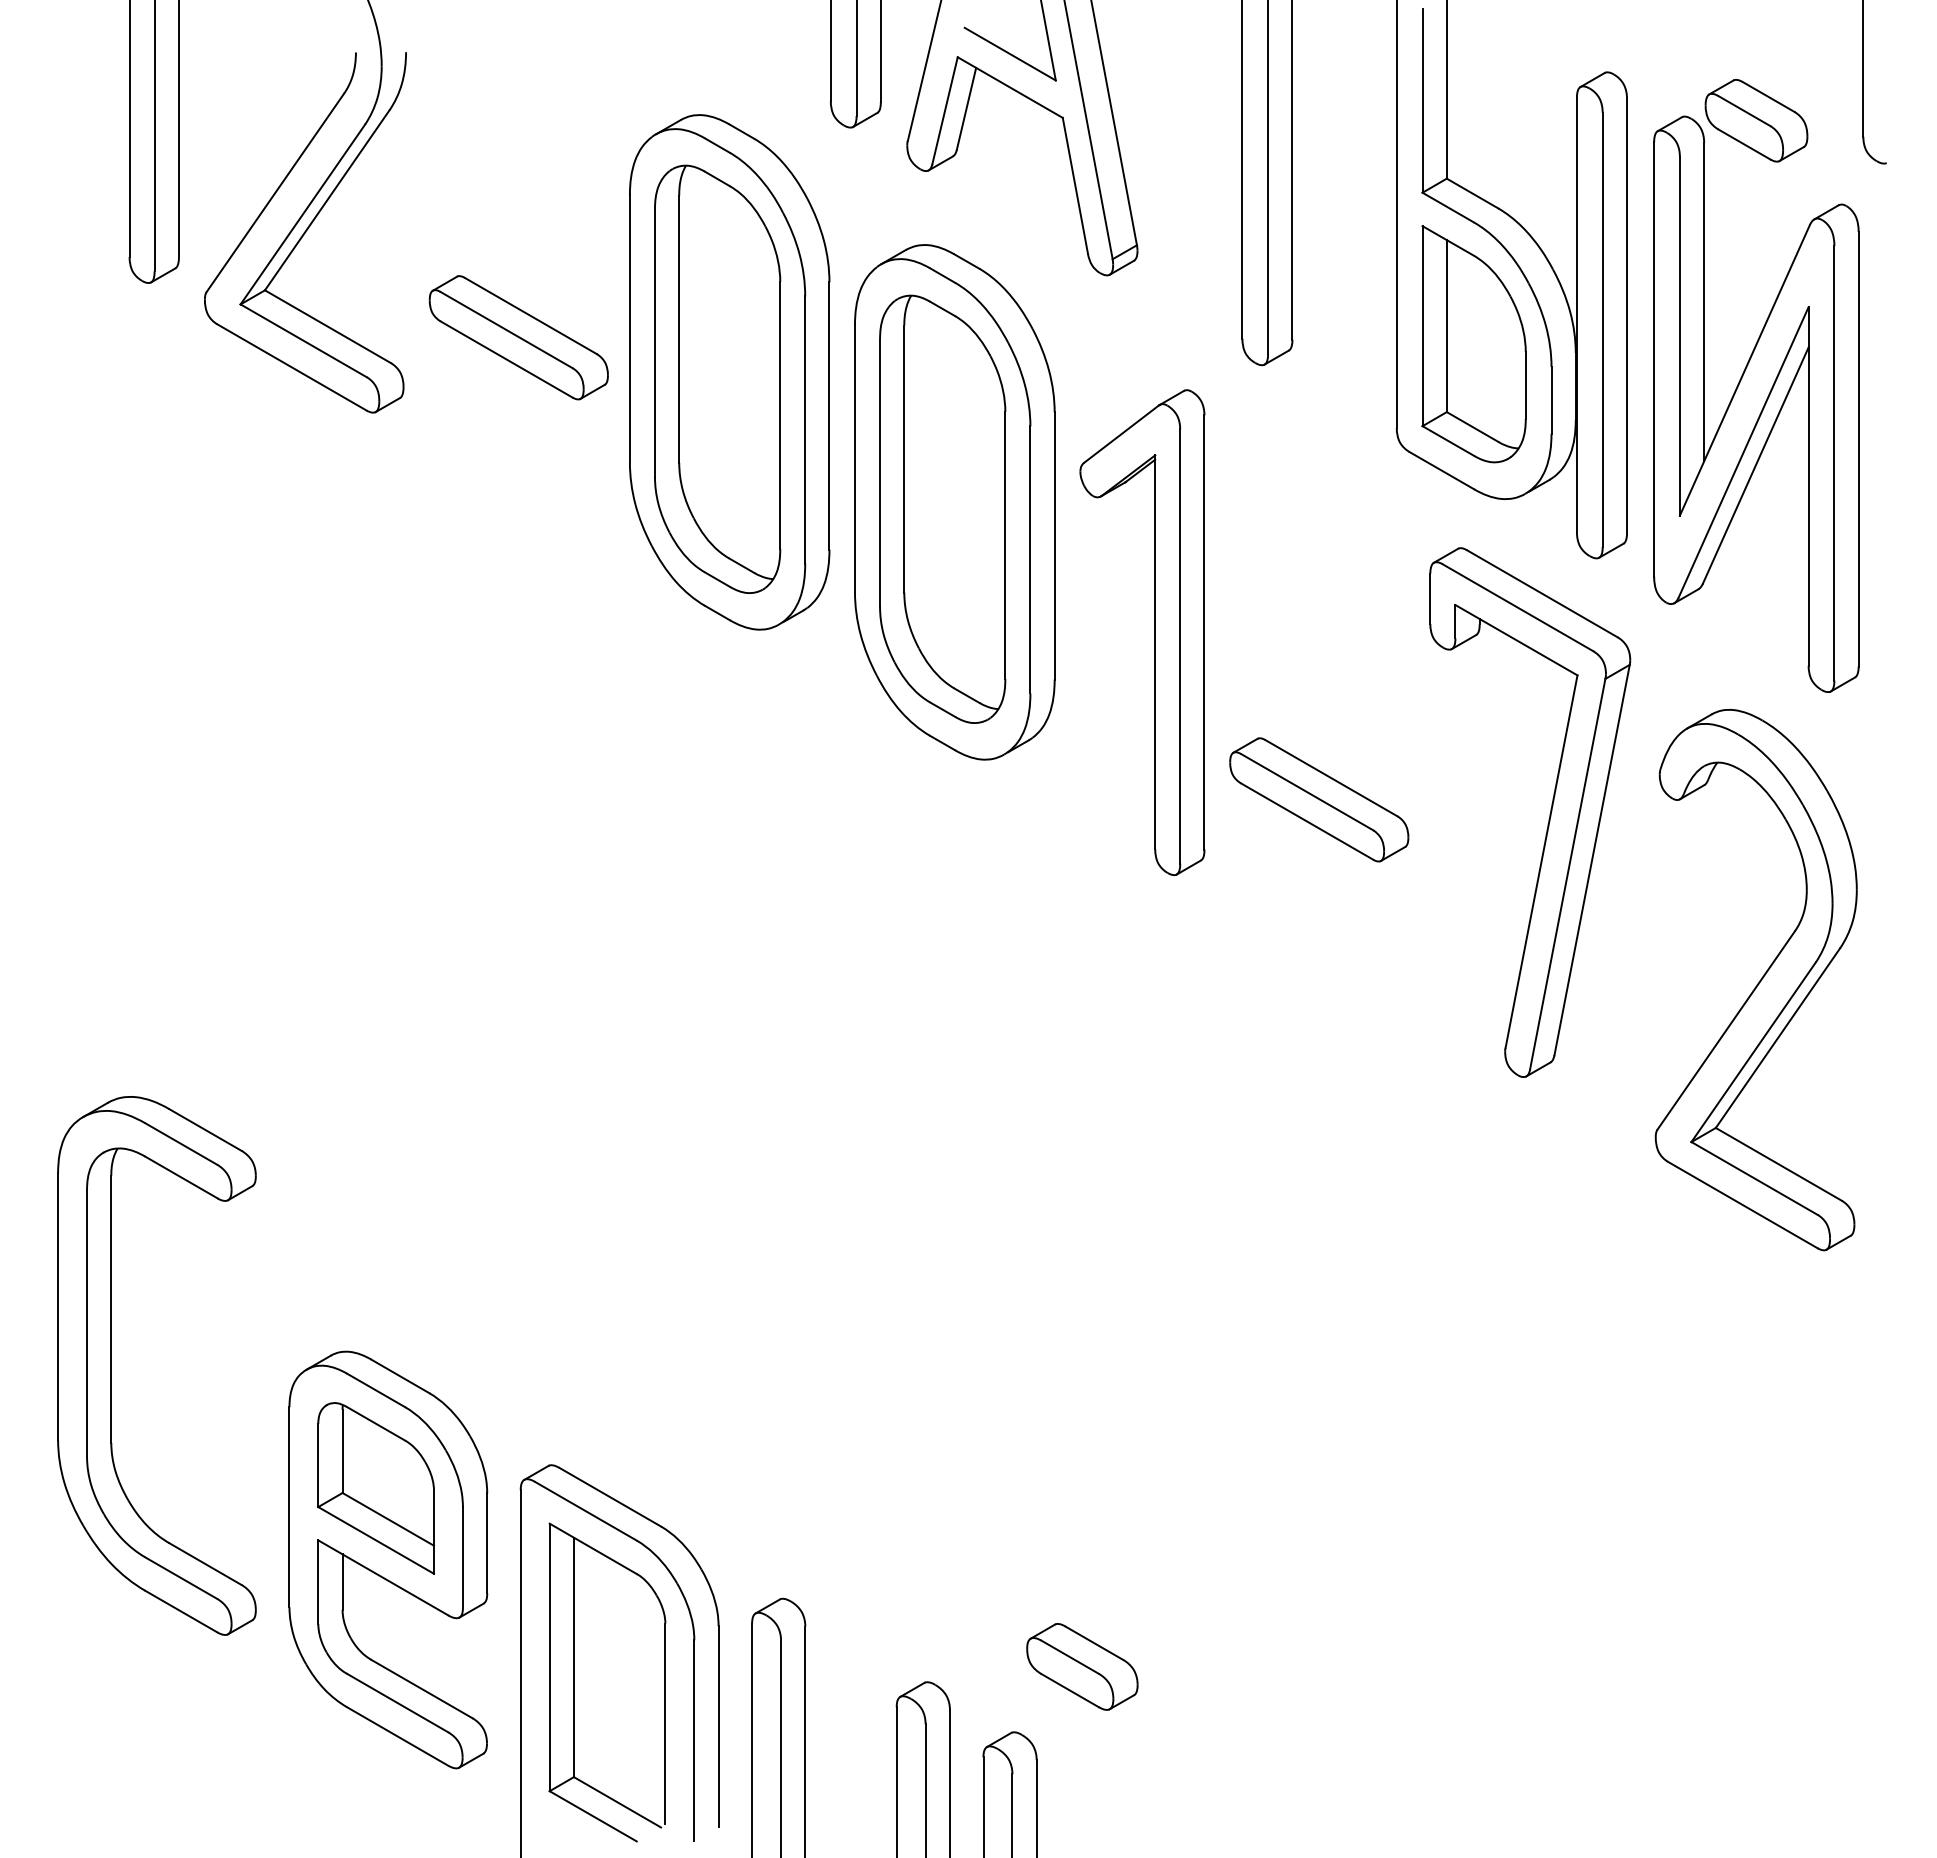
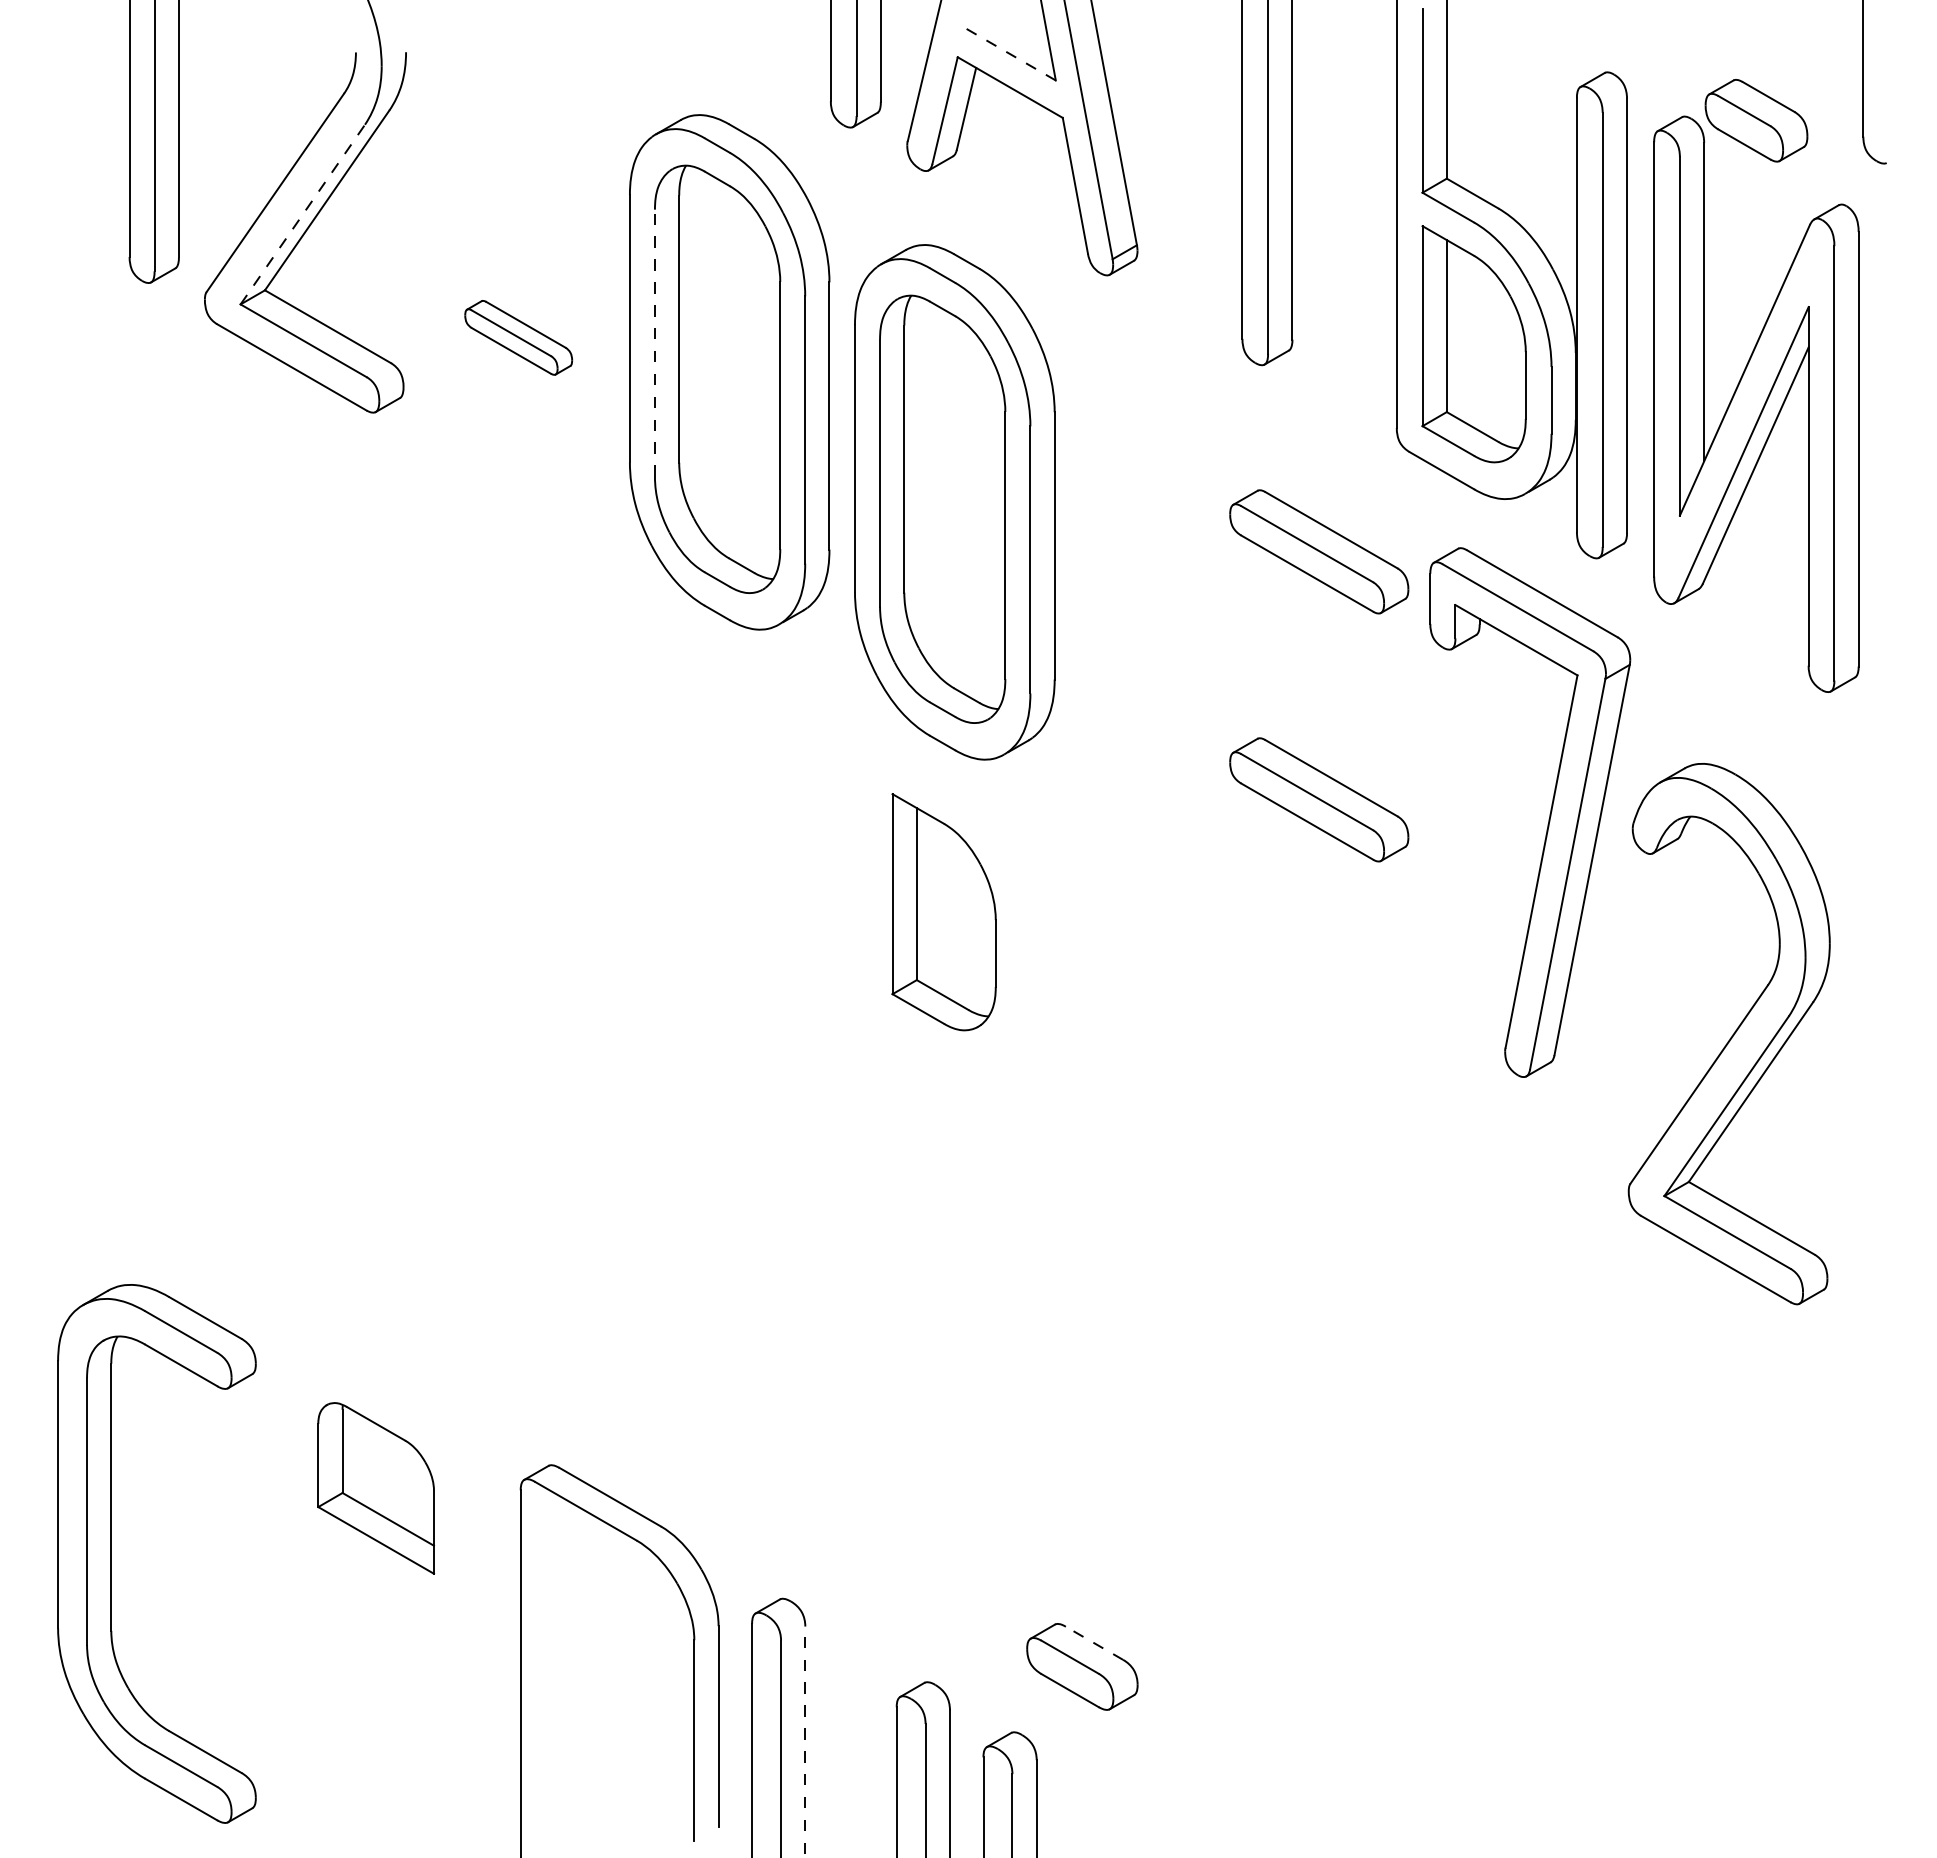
line: solid -> dashed (1010, 54)
line: solid -> dashed (303, 214)
part size: 181x126 px -> 110x76 px (518, 337)
line: solid -> dashed (654, 343)
part: none -> present (1319, 551)
part: present -> none (1154, 632)
part: none -> present (943, 912)
part position: (1755, 980) -> (1728, 1034) (1728, 1034)
part position: (111, 1365) -> (111, 1553) (111, 1553)
part: present -> none (388, 1559)
line: solid -> dashed (1094, 1643)
part: present -> none (574, 1682)
line: solid -> dashed (805, 1741)
